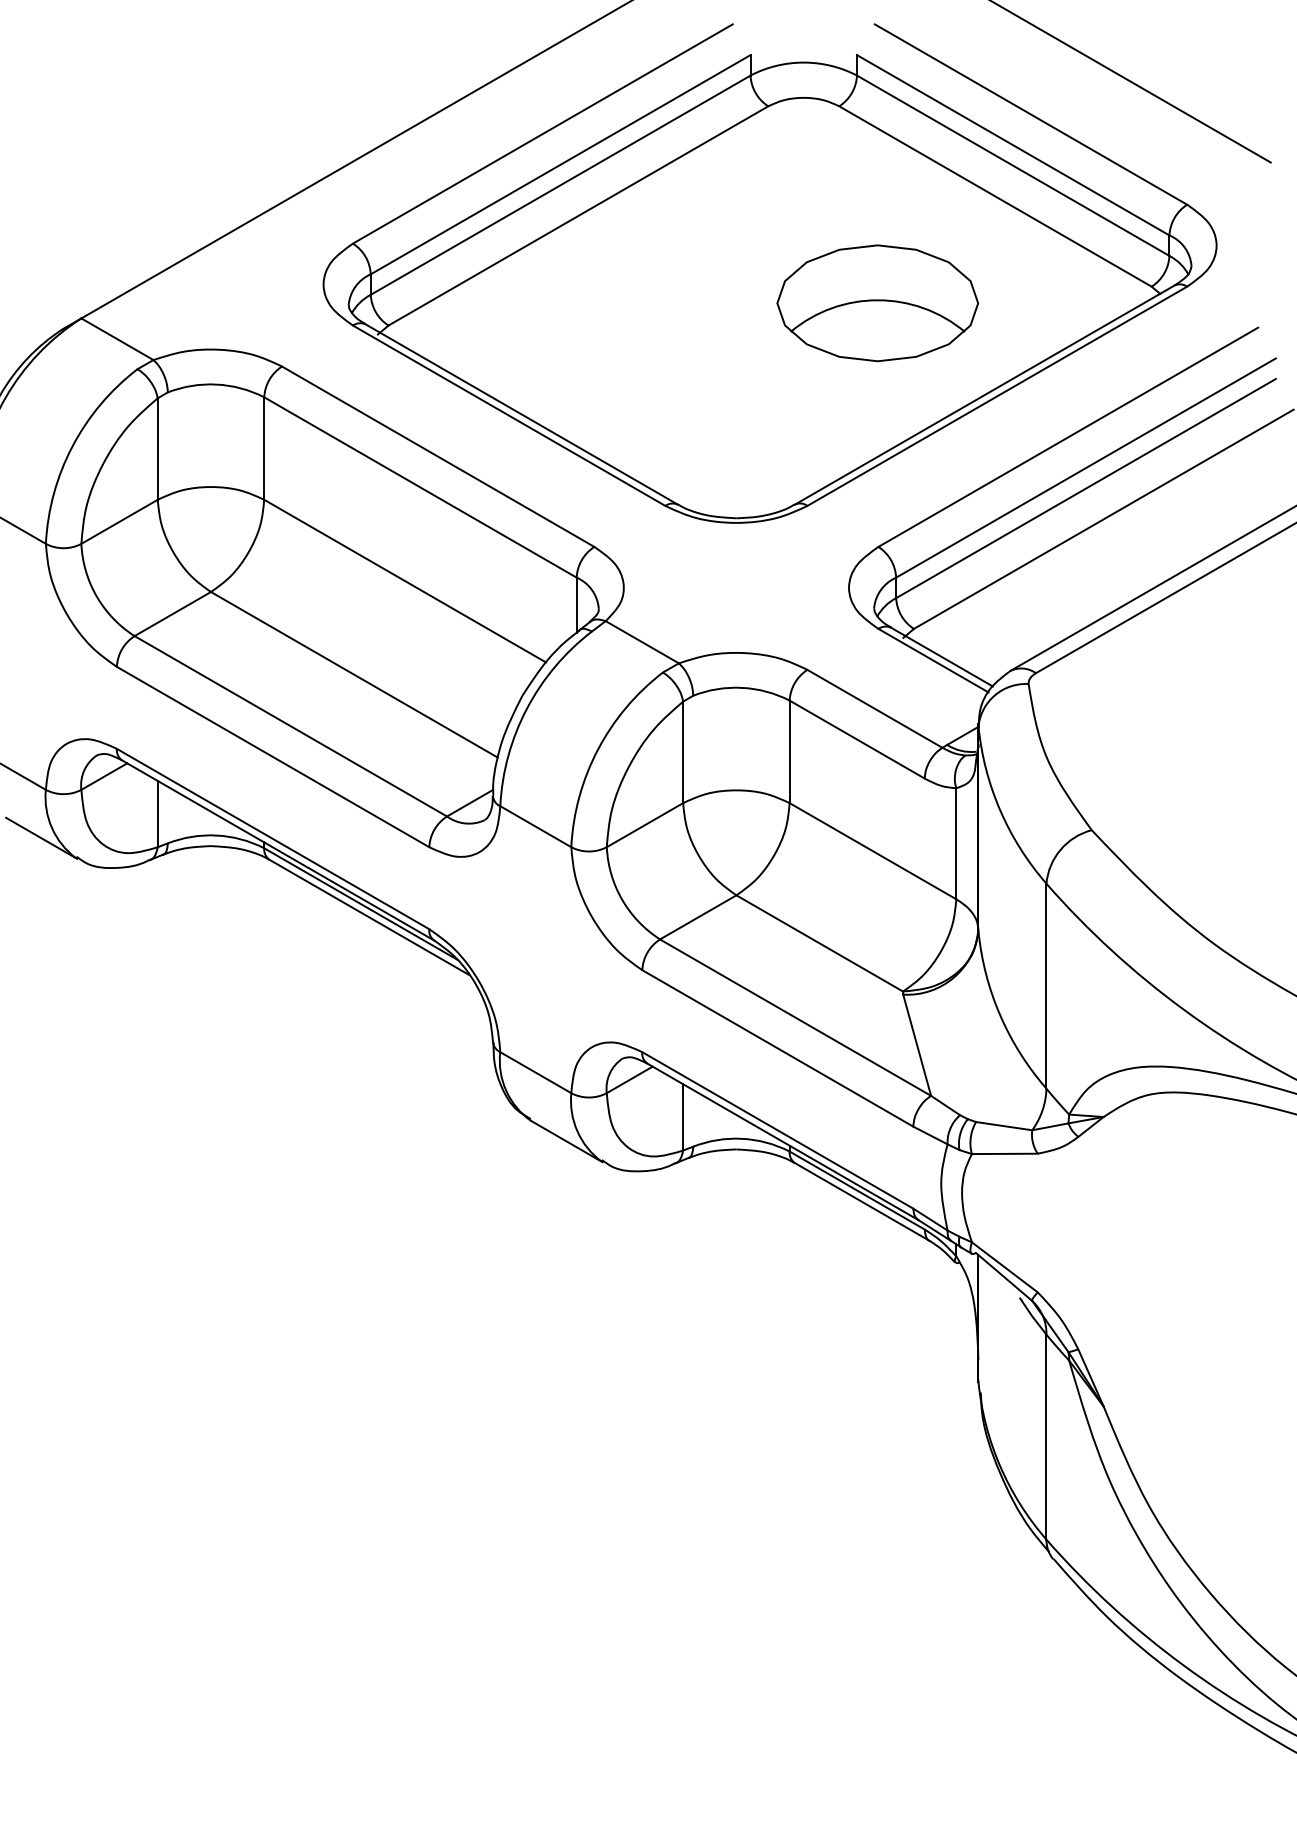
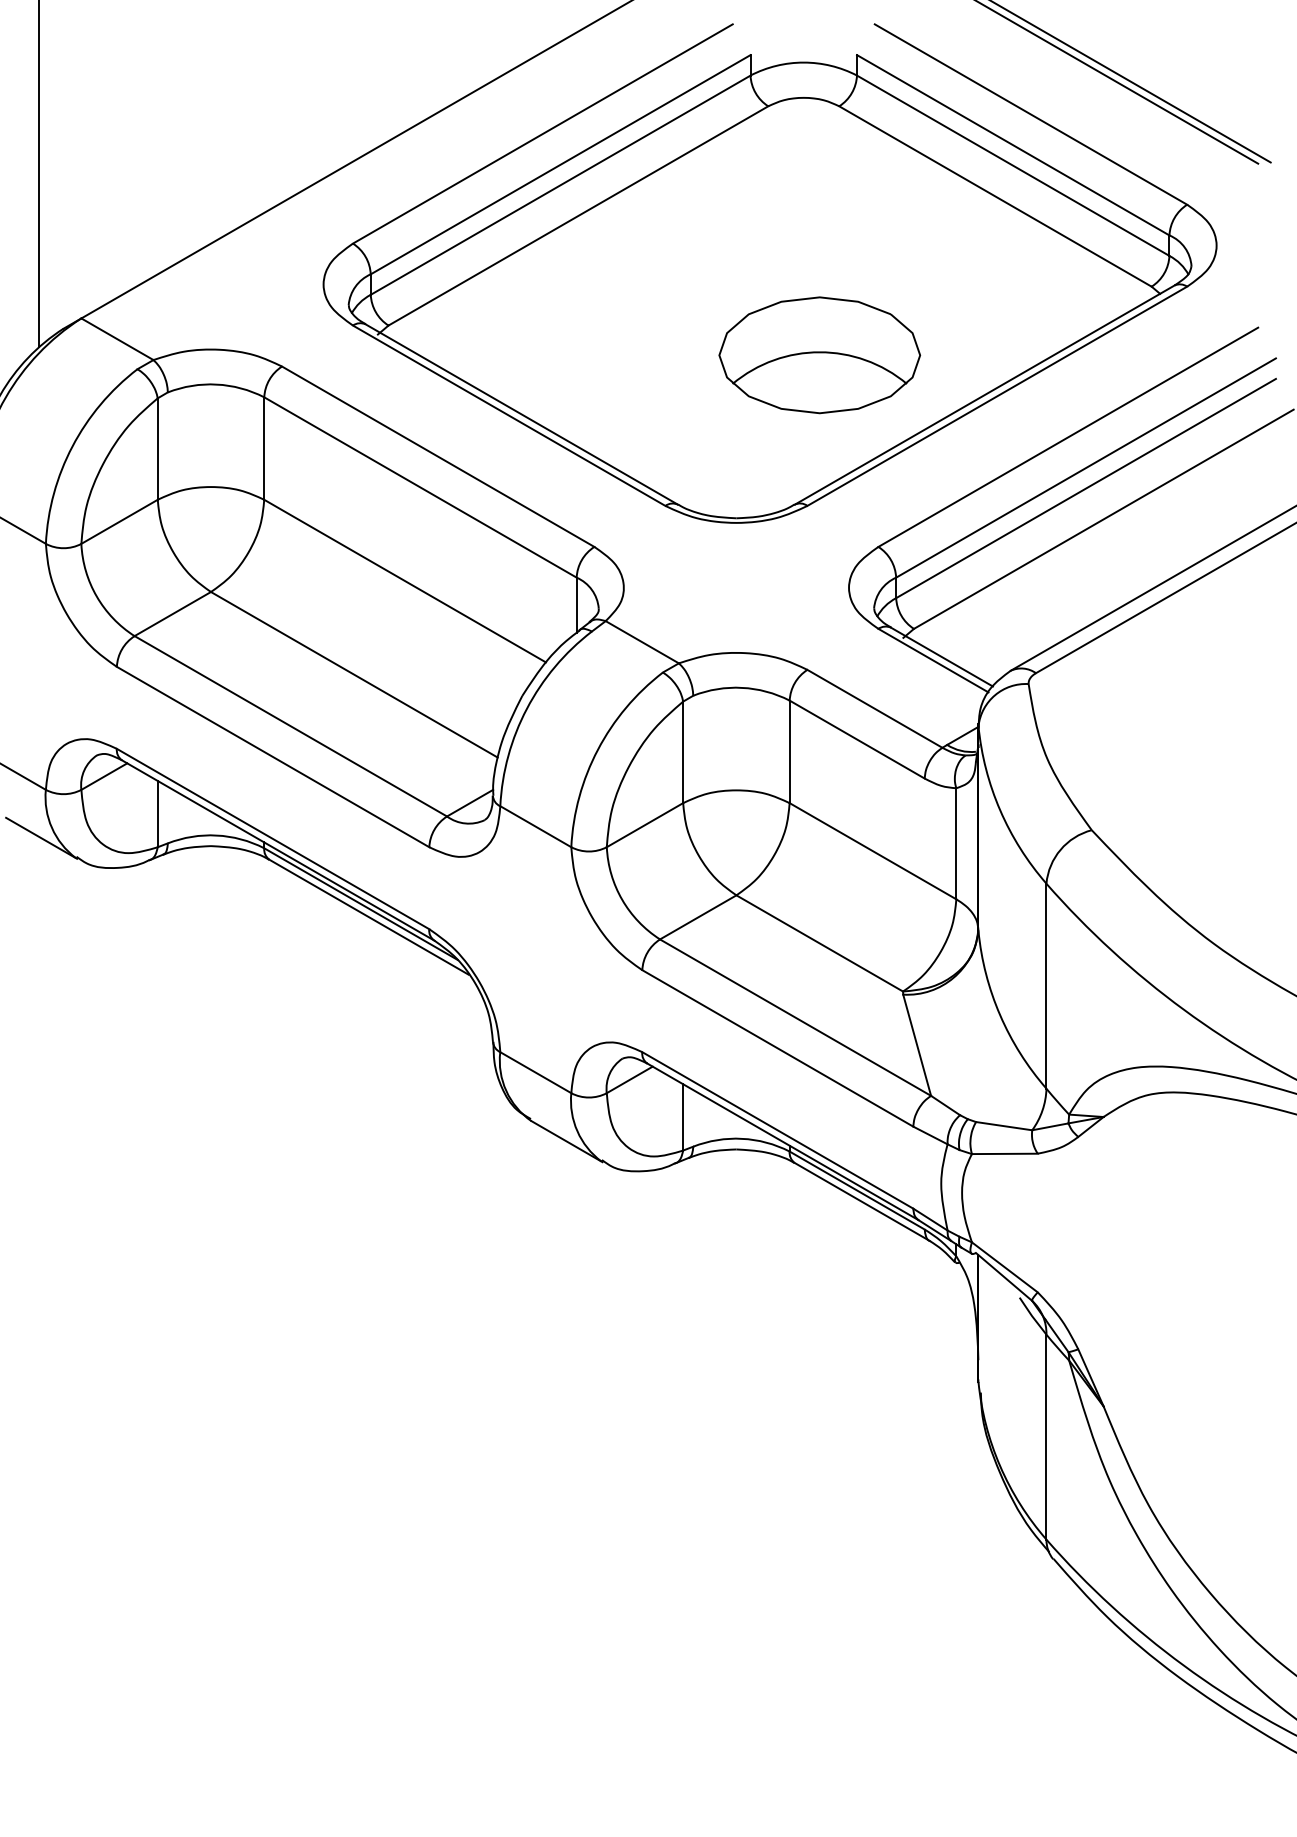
line: none -> present (1118, 82)
line: none -> present (38, 174)
part position: (877, 303) -> (819, 355) (819, 355)
